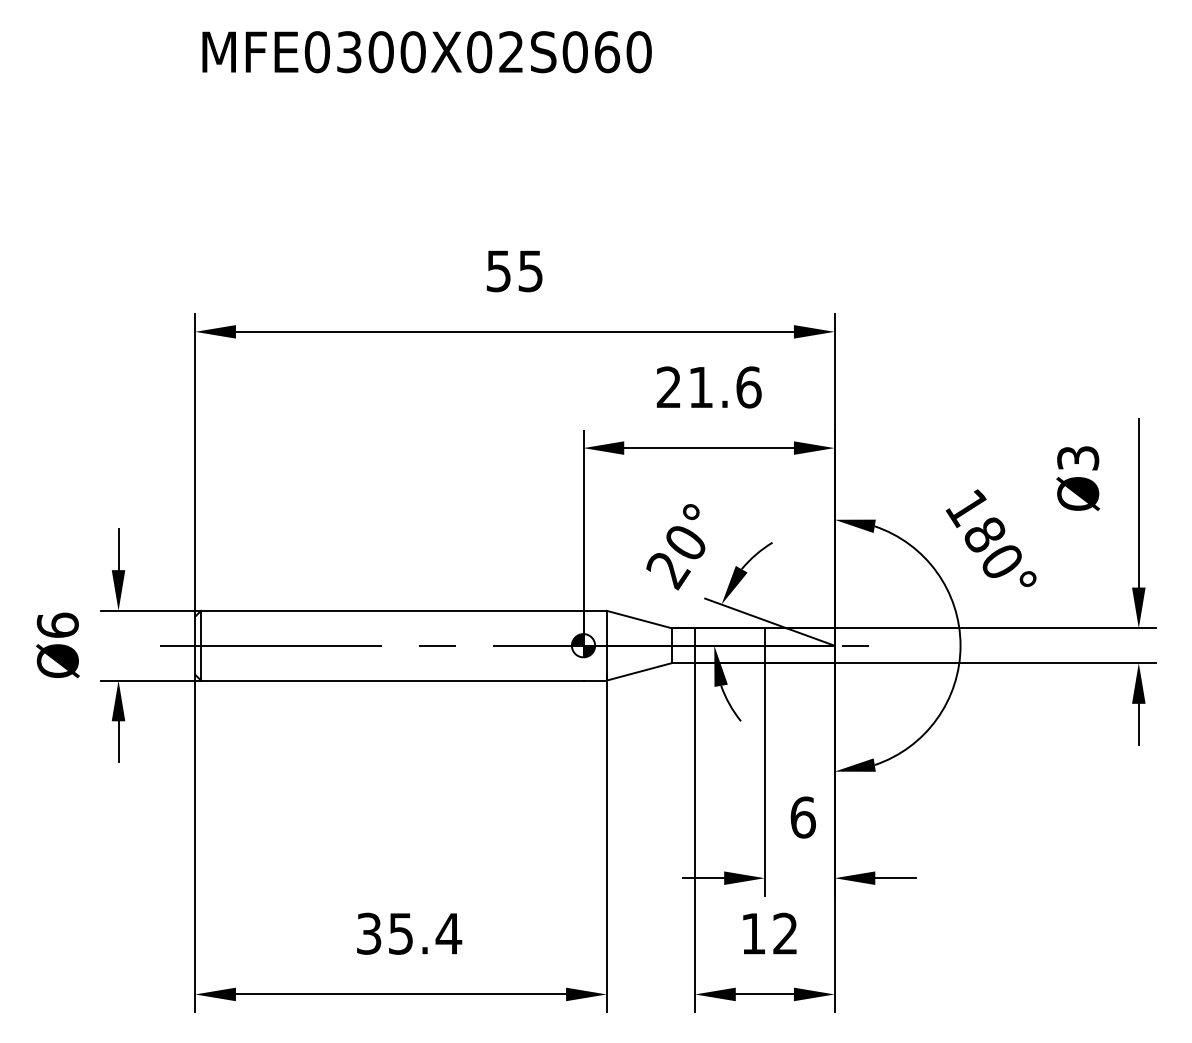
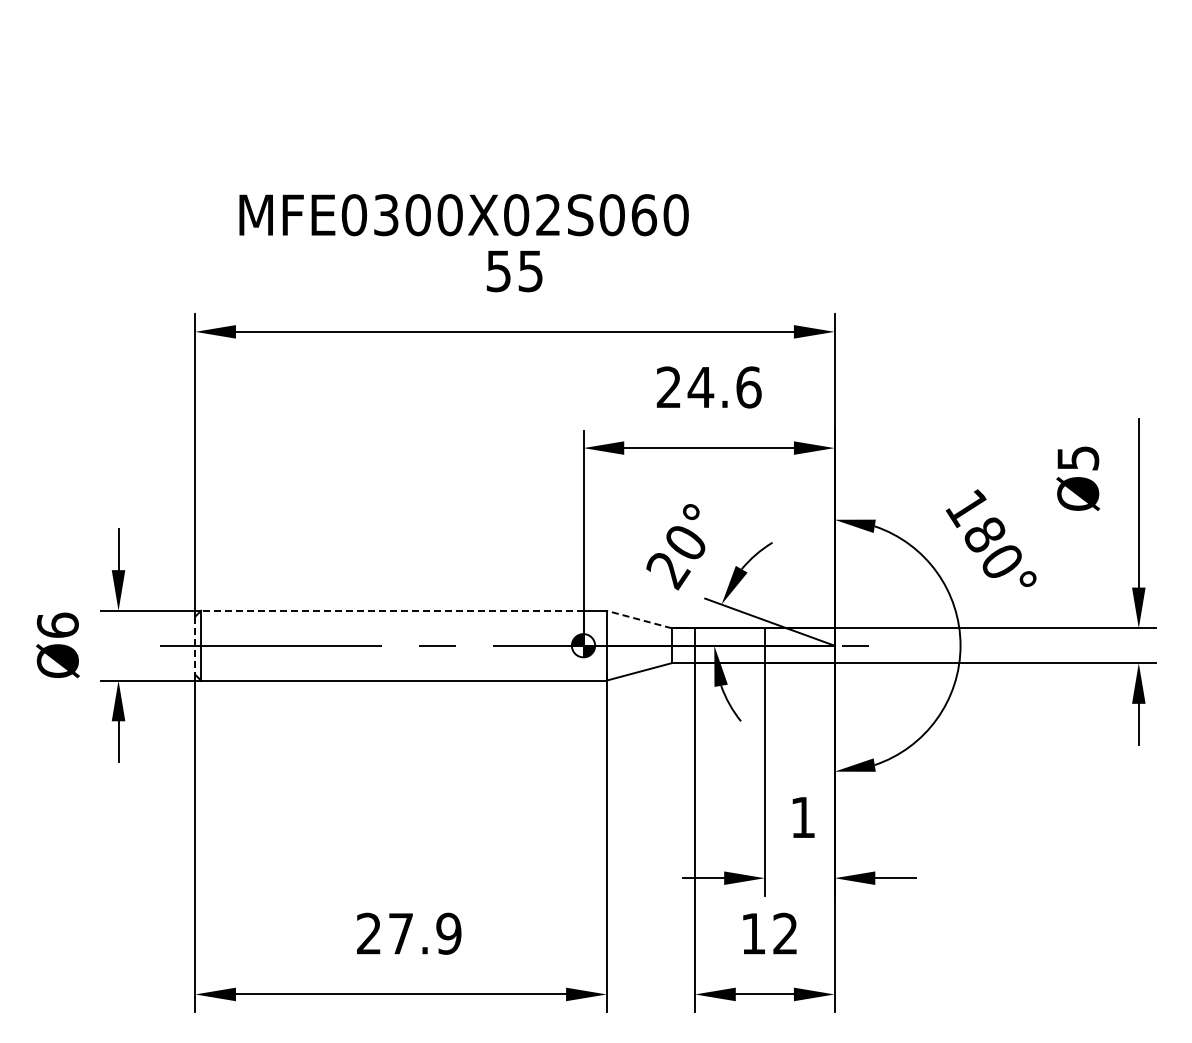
text position: (426, 52) -> (463, 215) (463, 215)
text: 21.6 -> 24.6 (700, 387)
text: Ø3 -> Ø5 (1077, 457)
line: solid -> dashed (391, 610)
line: solid -> dashed (639, 619)
line: solid -> dashed (195, 646)
text: 6 -> 1 (802, 817)
text: 35.4 -> 27.9 (409, 933)
